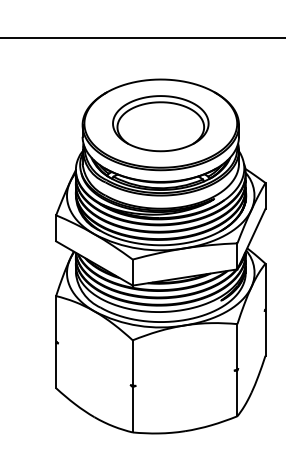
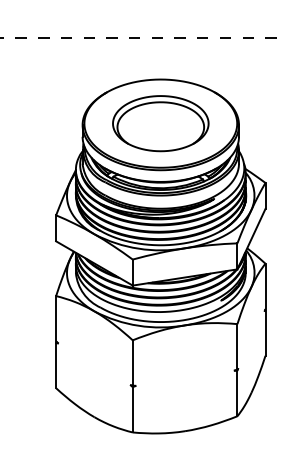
line: solid -> dashed (143, 38)
